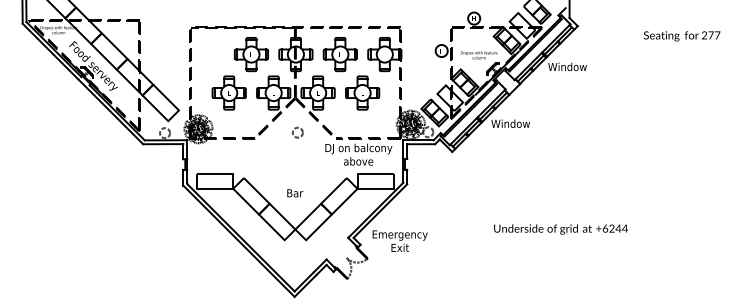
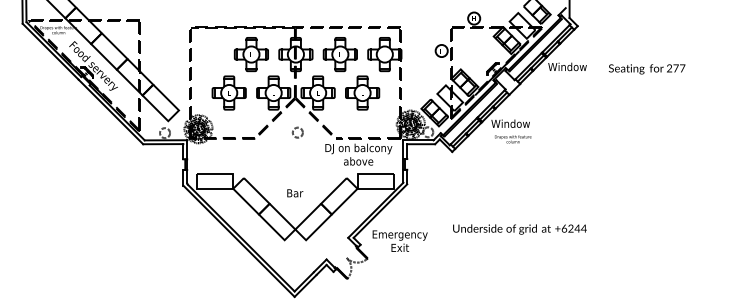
text position: (682, 36) -> (647, 69) (647, 69)
text position: (479, 55) -> (513, 139) (513, 139)
text position: (560, 229) -> (519, 229) (519, 229)
